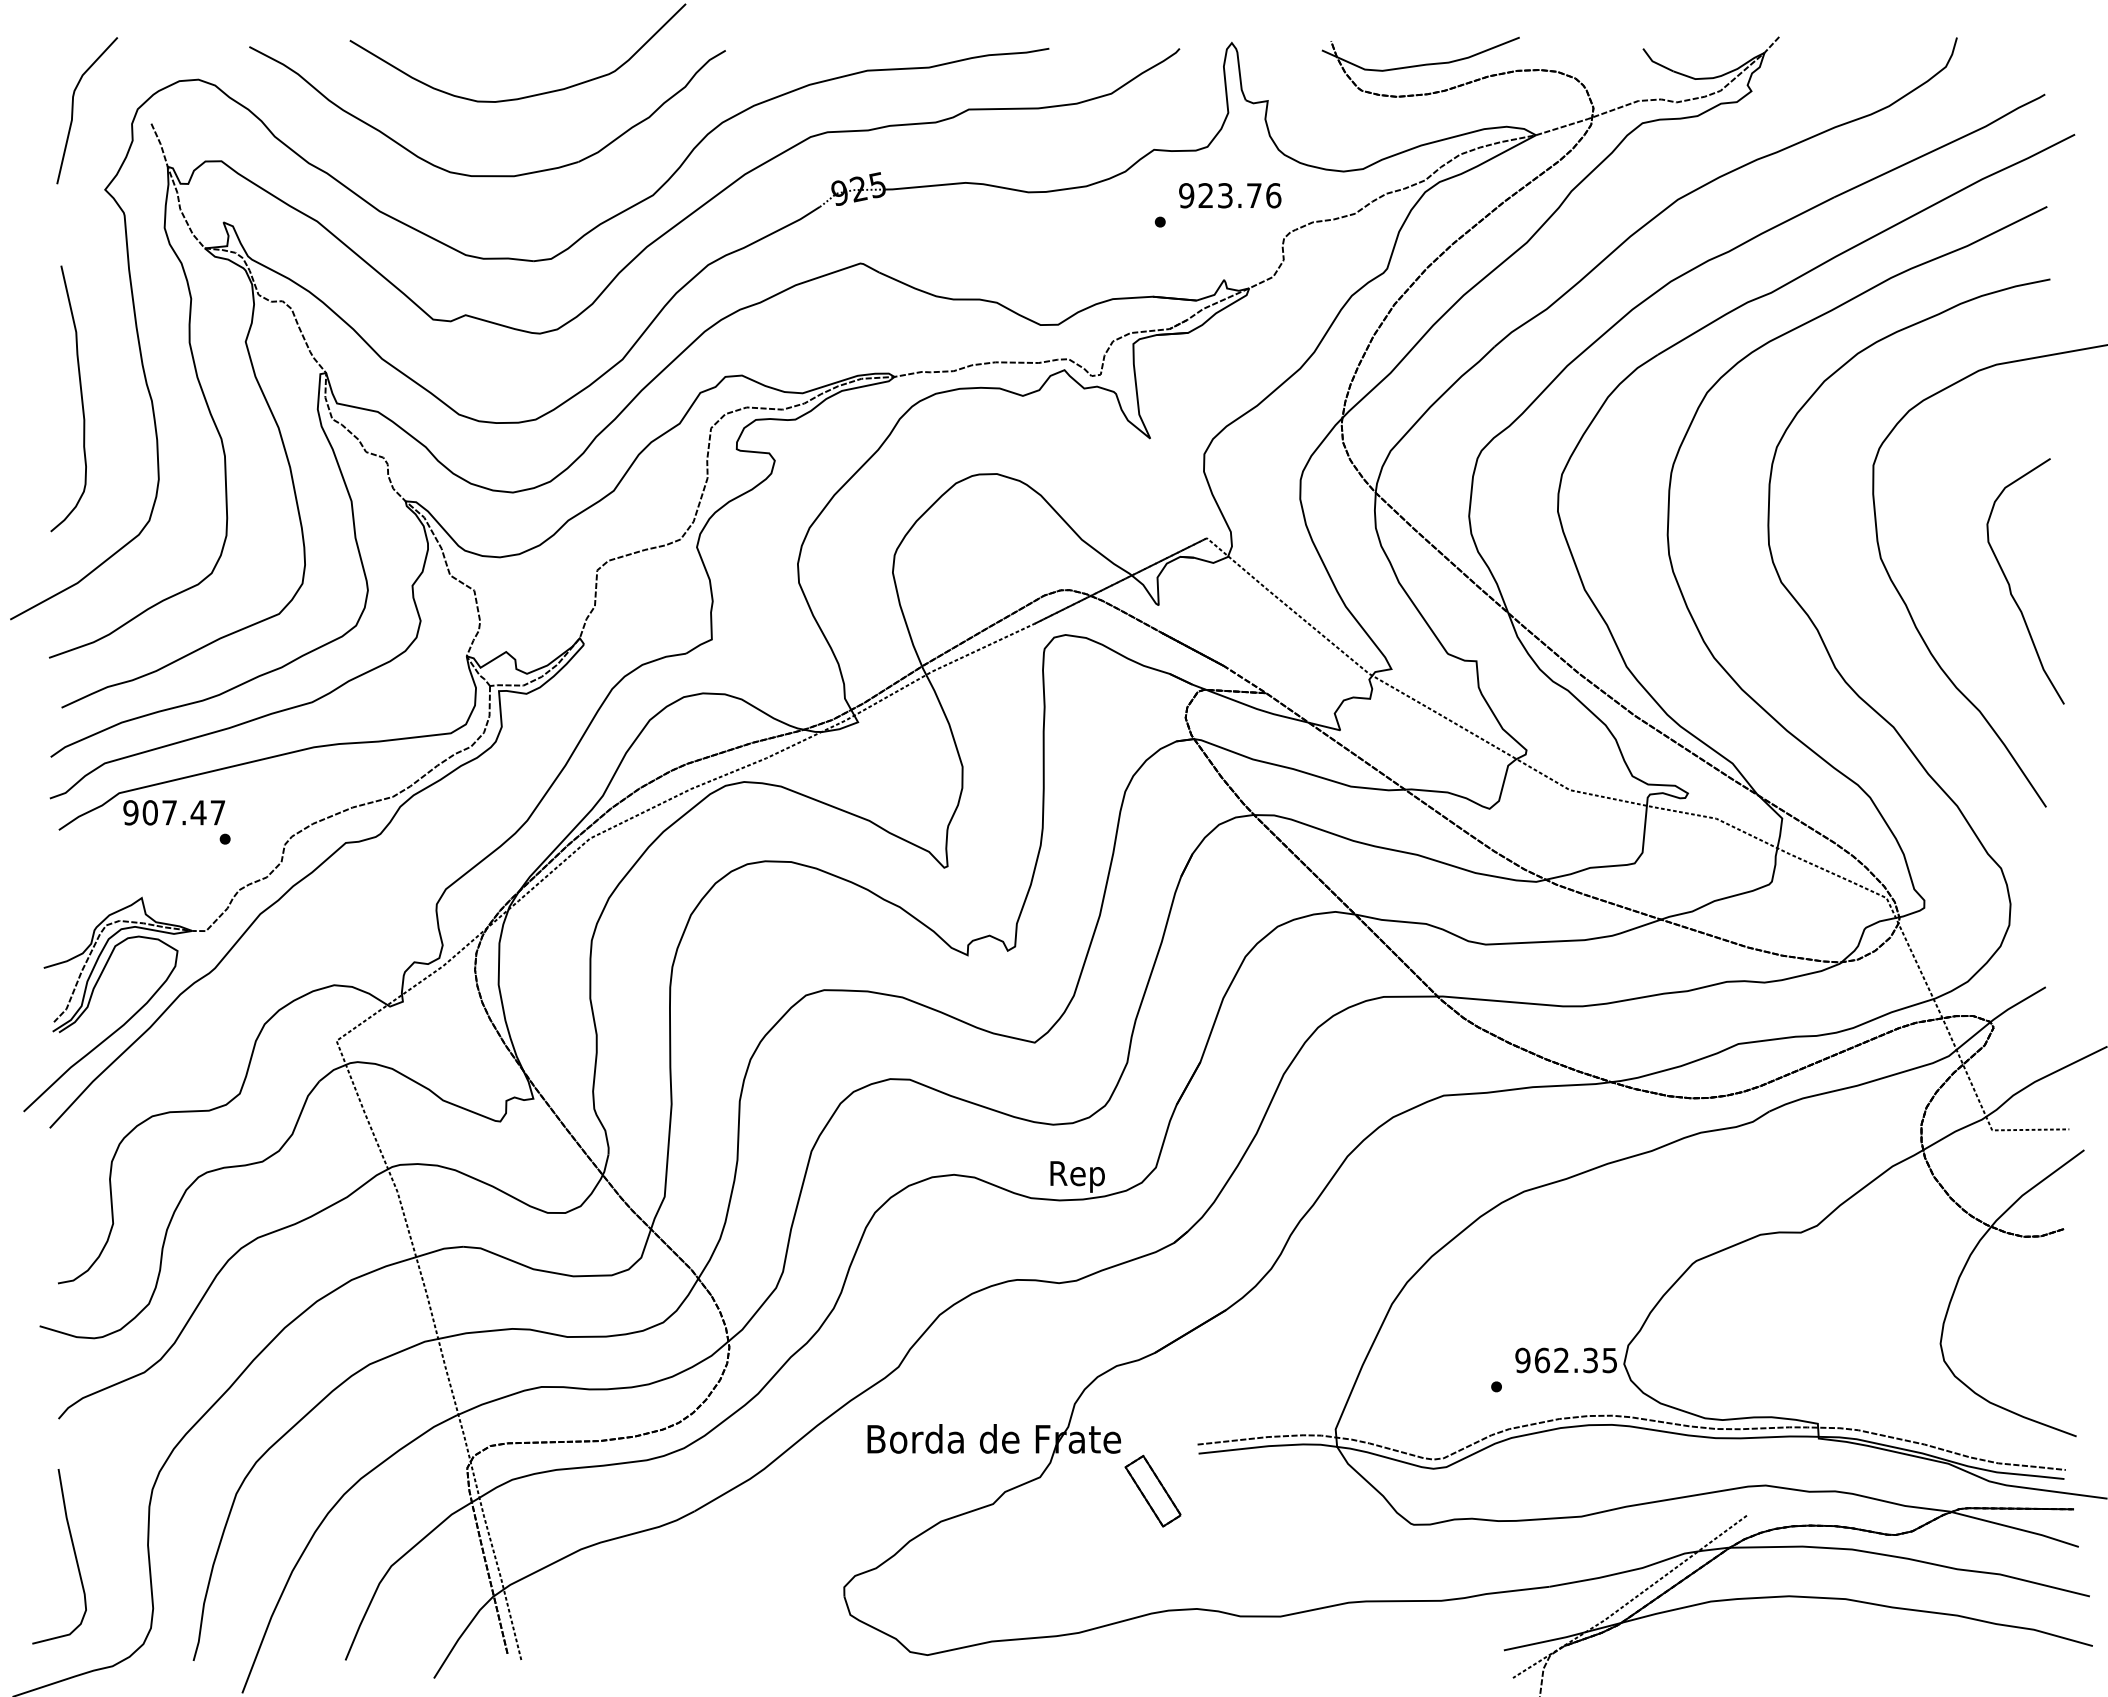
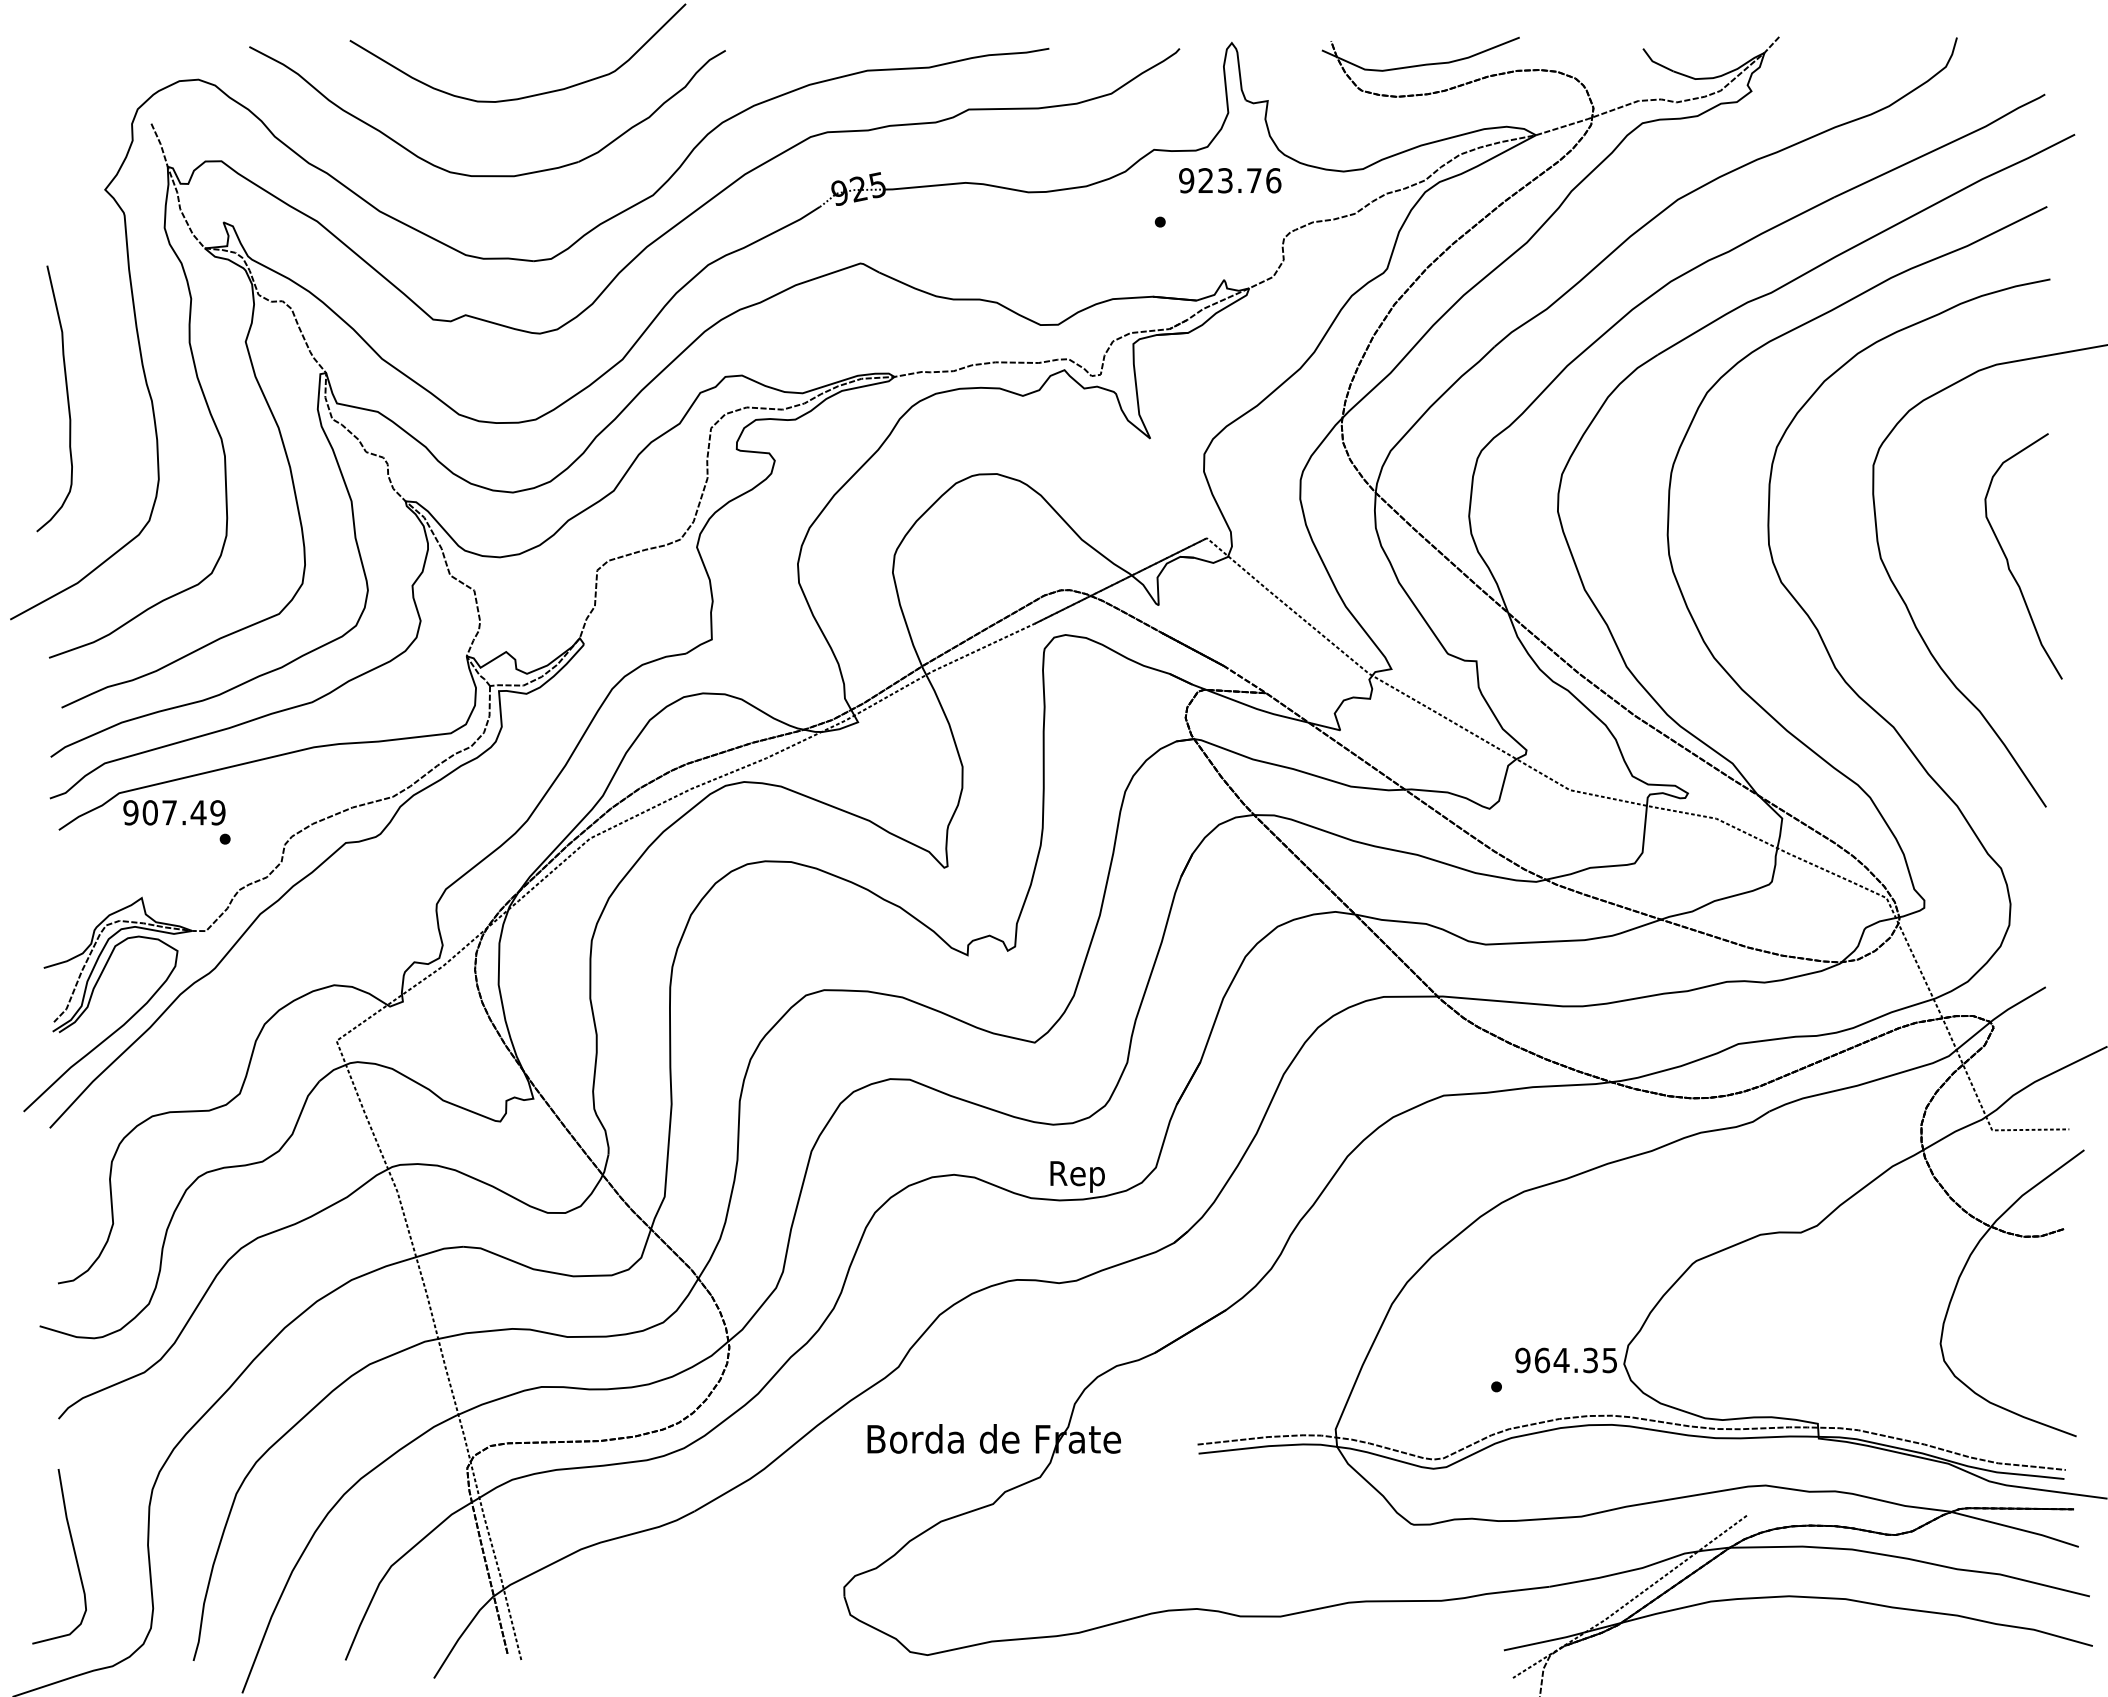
curve: present -> none (73, 110)
text position: (1230, 195) -> (1230, 180) (1230, 180)
curve position: (80, 395) -> (66, 395) (66, 395)
curve position: (2010, 585) -> (2008, 560) (2008, 560)
text: 907.47 -> 907.49 (217, 812)
text: 962.35 -> 964.35 (1561, 1359)
part: present -> none (1152, 1490)
